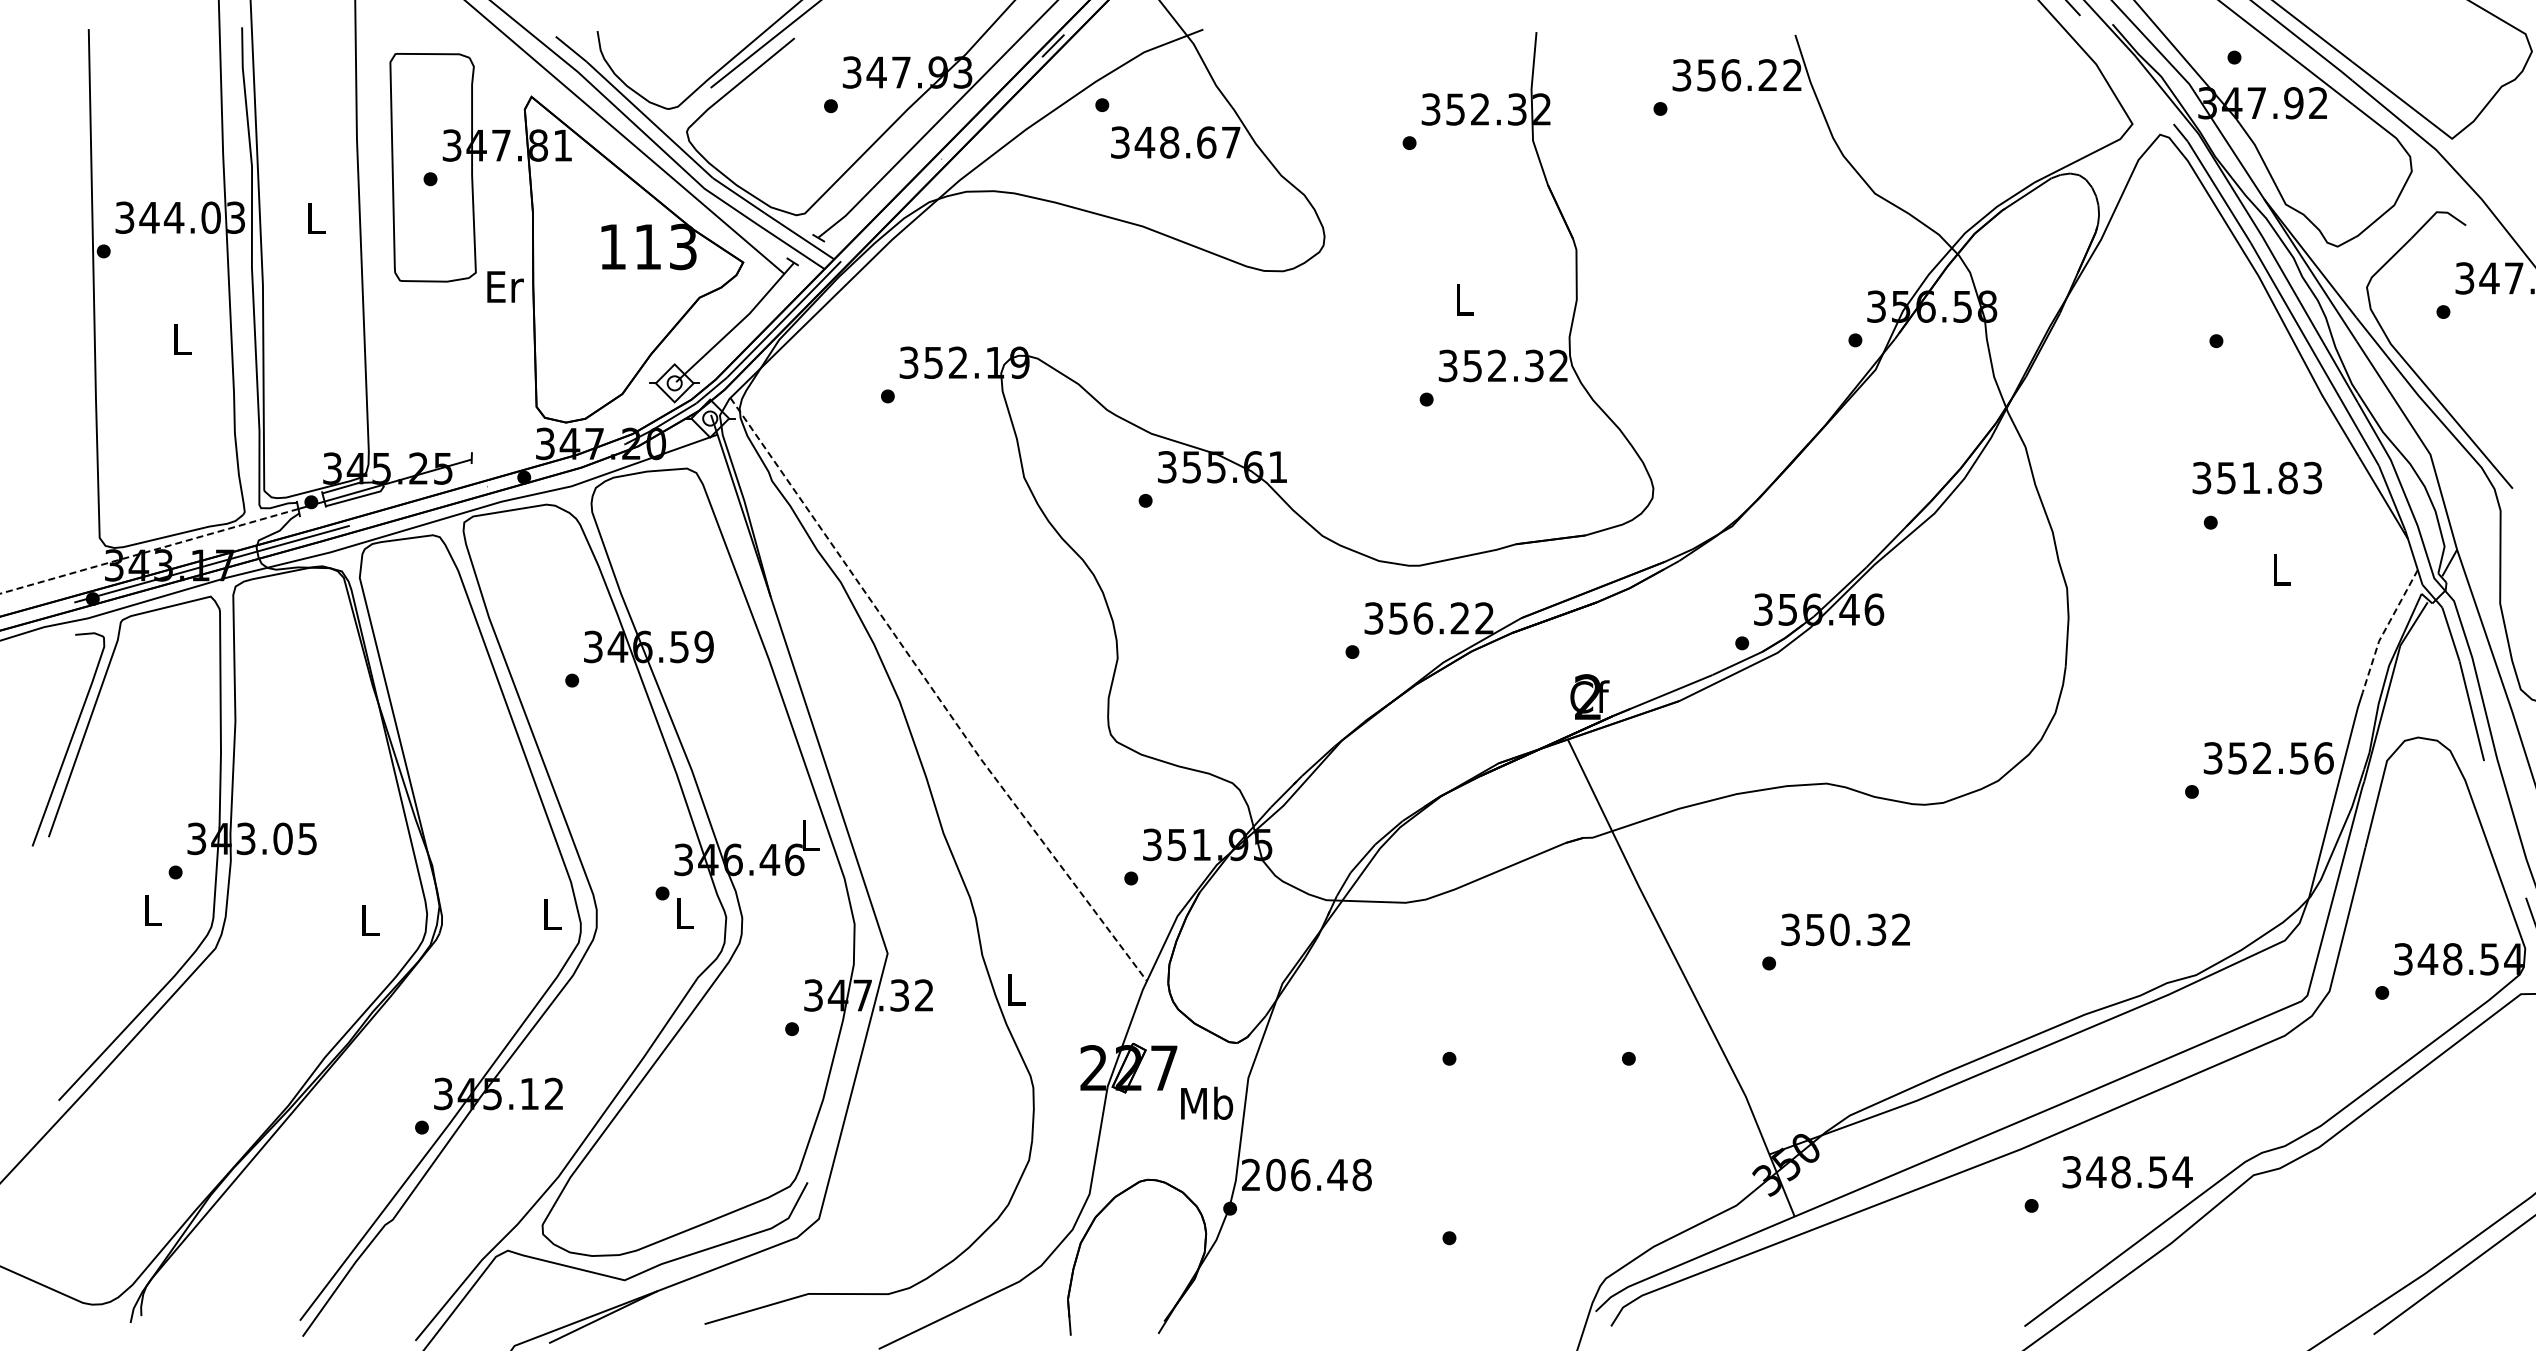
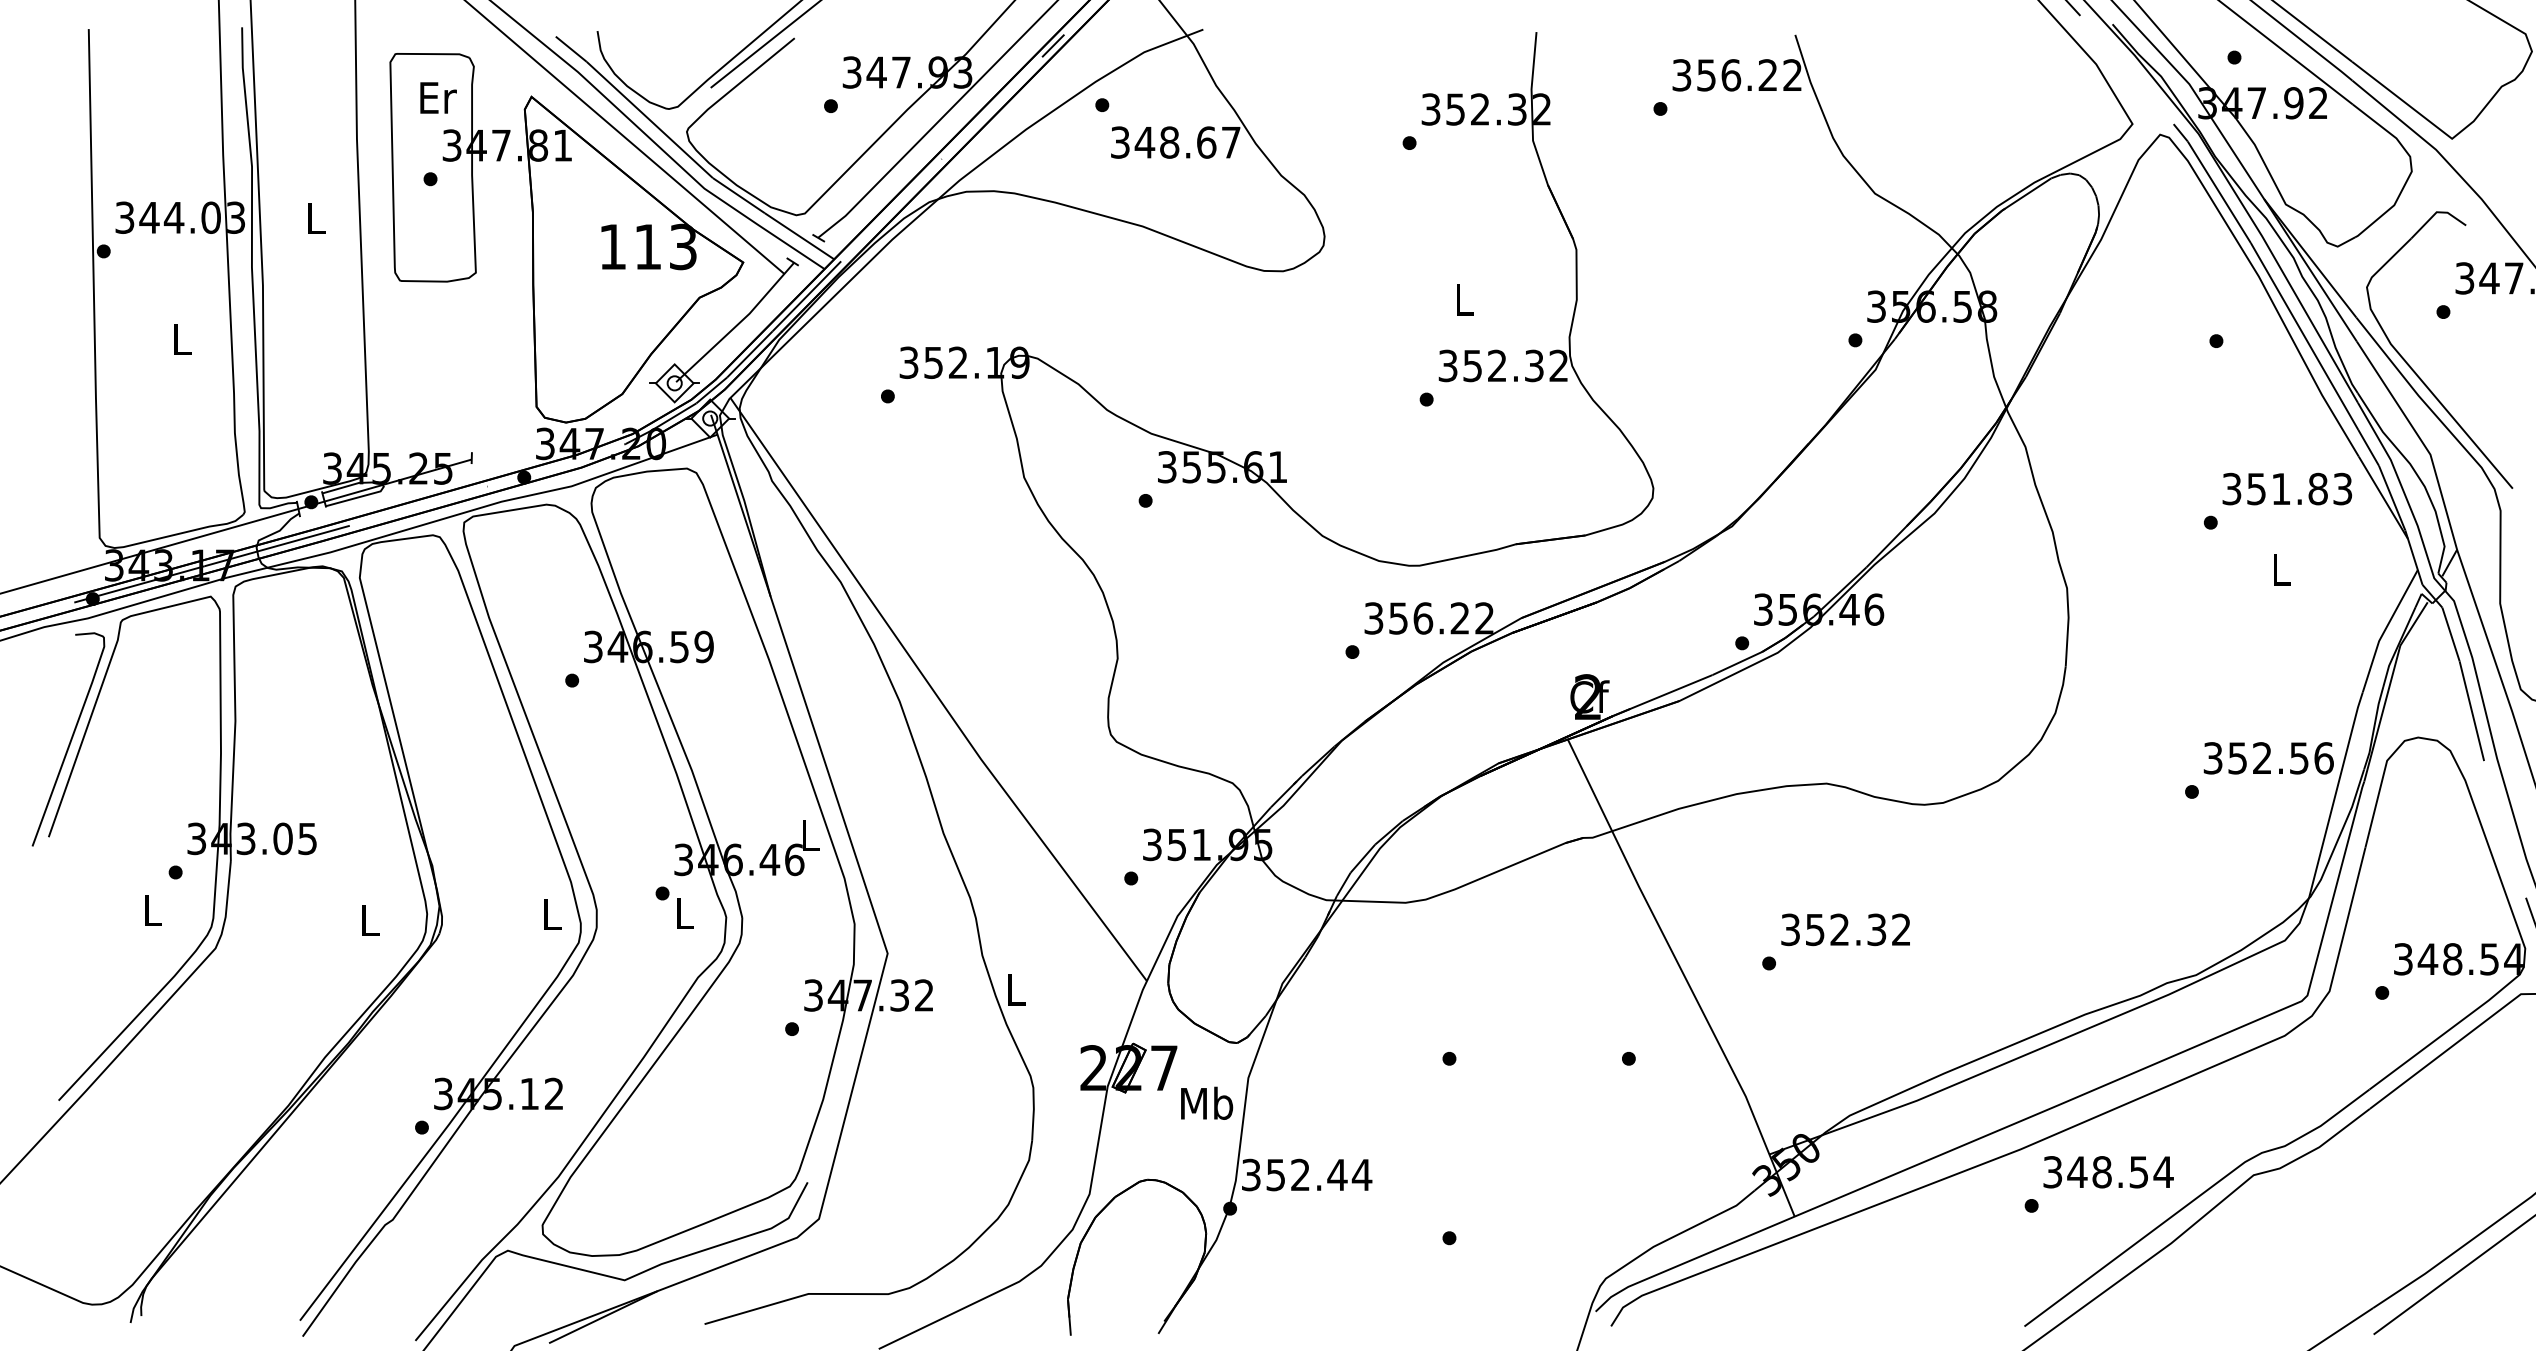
text position: (505, 286) -> (438, 97) (438, 97)
text position: (2257, 477) -> (2287, 488) (2287, 488)
line: dashed -> solid (148, 551)
line: dashed -> solid (2385, 629)
line: dashed -> solid (935, 692)
text: 350.32 -> 352.32 (1839, 929)
text position: (2127, 1172) -> (2108, 1172) (2108, 1172)
text: 206.48 -> 352.44 (1307, 1174)
